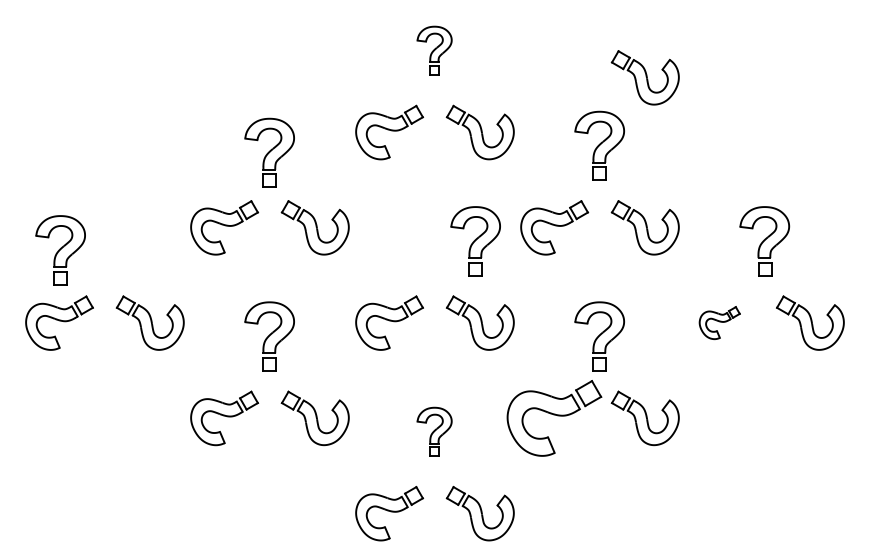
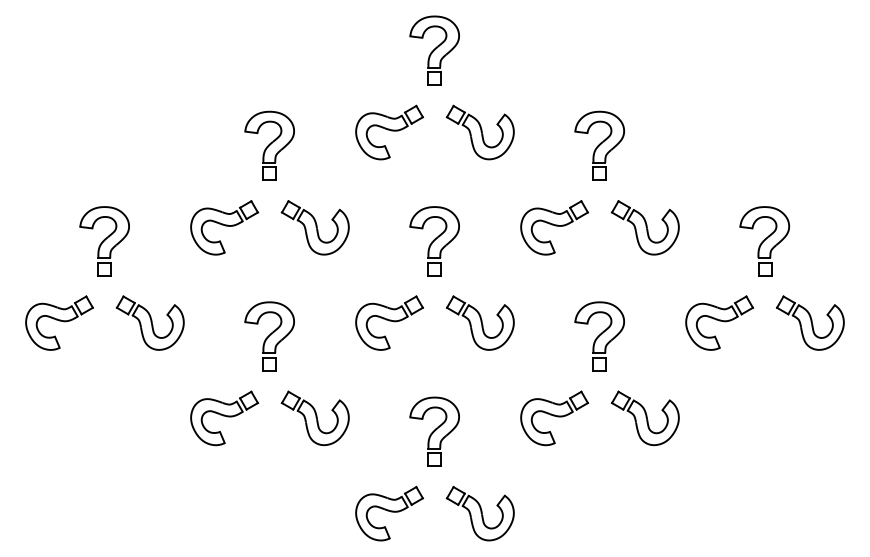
part size: 37x51 px -> 51x71 px (434, 50)
part: present -> none (644, 77)
part position: (269, 152) -> (269, 145) (269, 145)
part position: (475, 241) -> (434, 241) (434, 241)
part position: (60, 250) -> (104, 241) (104, 241)
part size: 43x34 px -> 70x56 px (719, 322)
part size: 97x77 px -> 70x57 px (554, 418)
part size: 37x51 px -> 51x71 px (434, 431)
